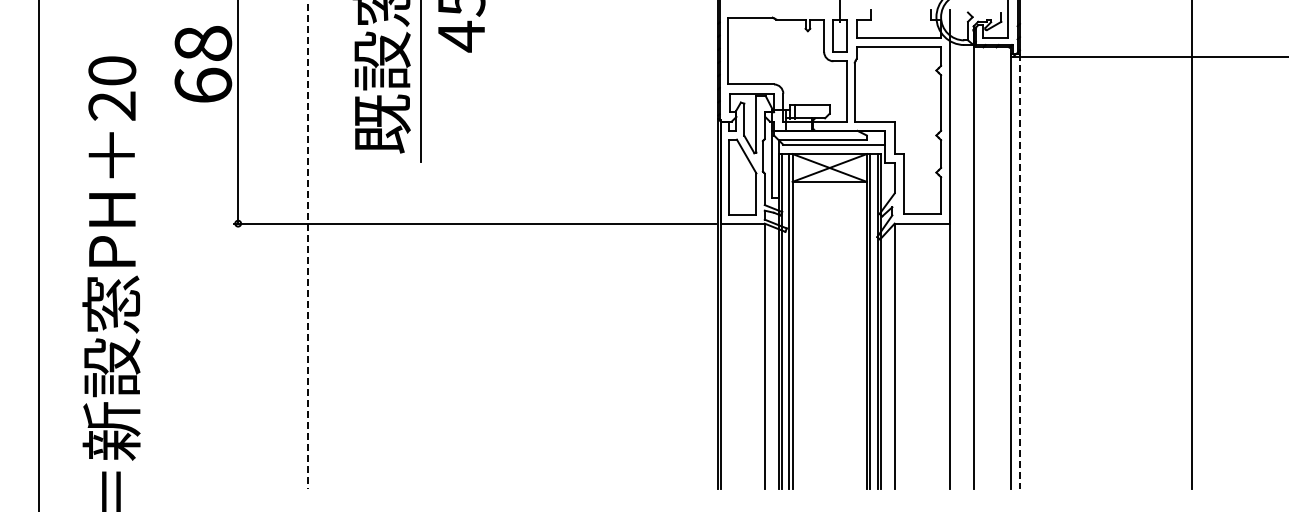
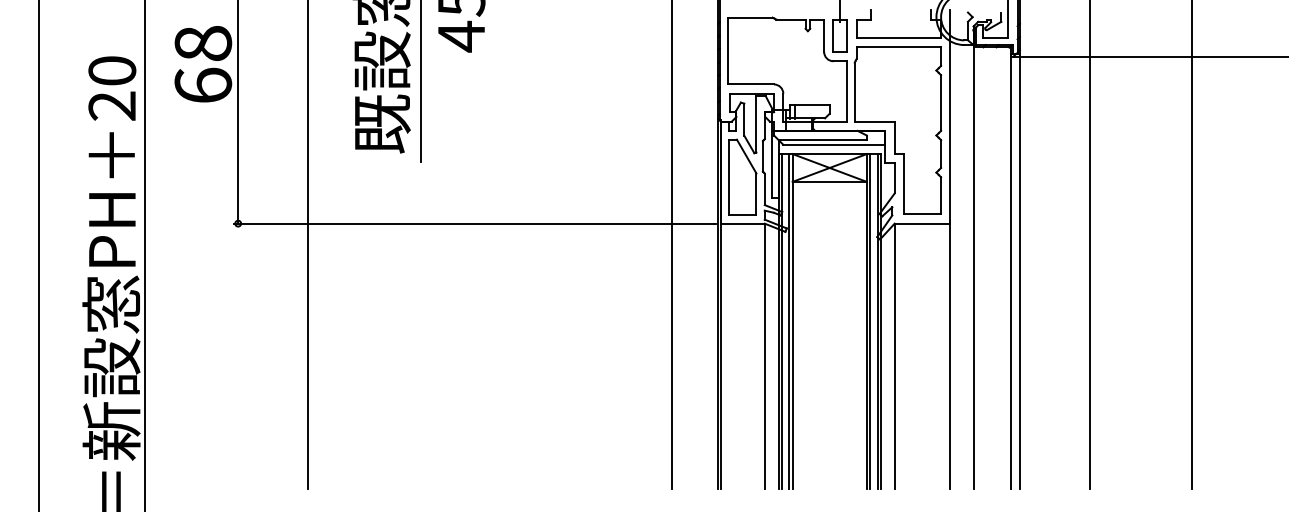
line: dashed -> solid (307, 245)
line: none -> present (671, 245)
line: none -> present (1089, 245)
line: none -> present (145, 255)
line: dashed -> solid (1019, 271)
